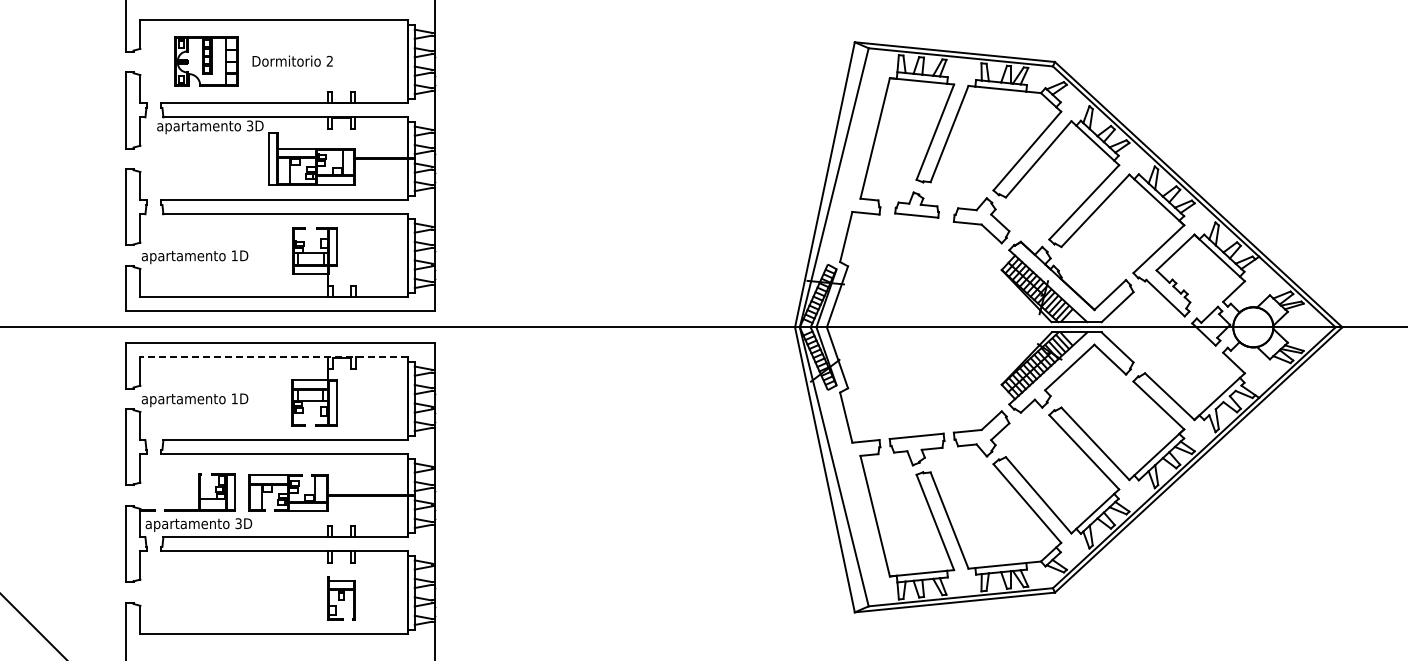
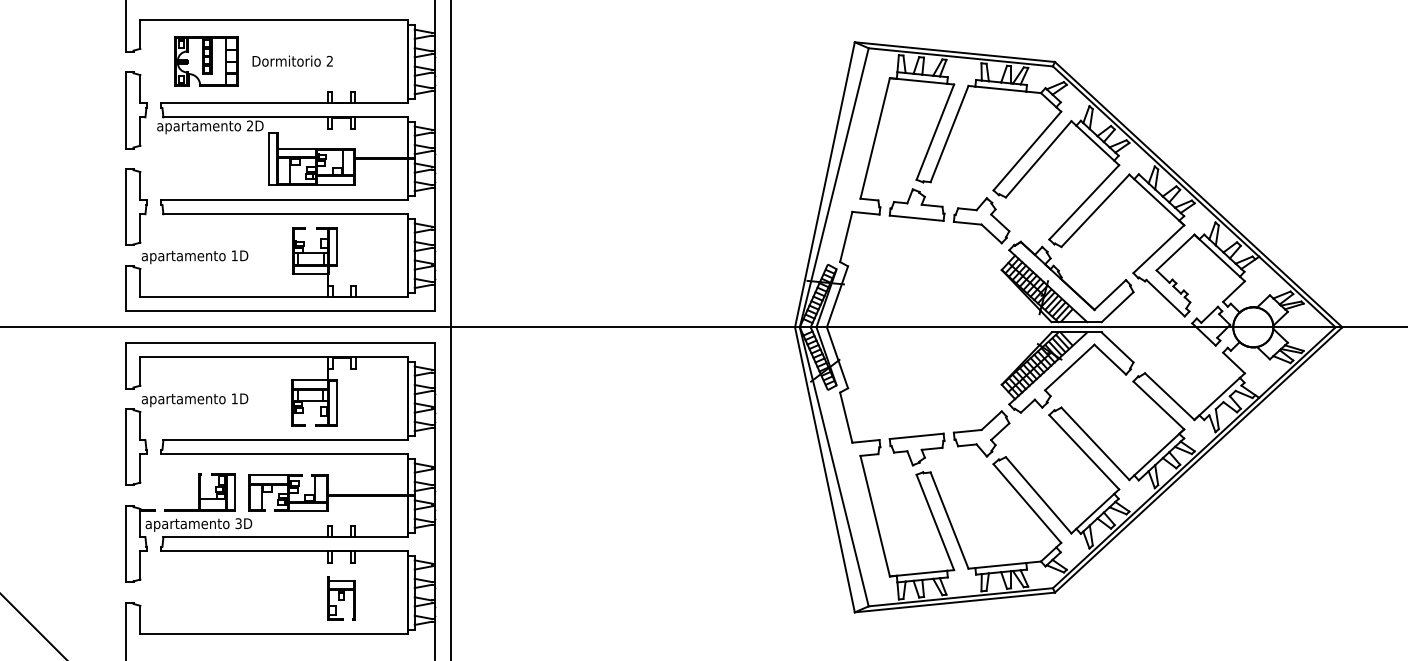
text: 3D -> 2D (250, 126)
part size: 46x28 px -> 58x34 px (916, 204)
line: none -> present (451, 329)
line: dashed -> solid (274, 357)
